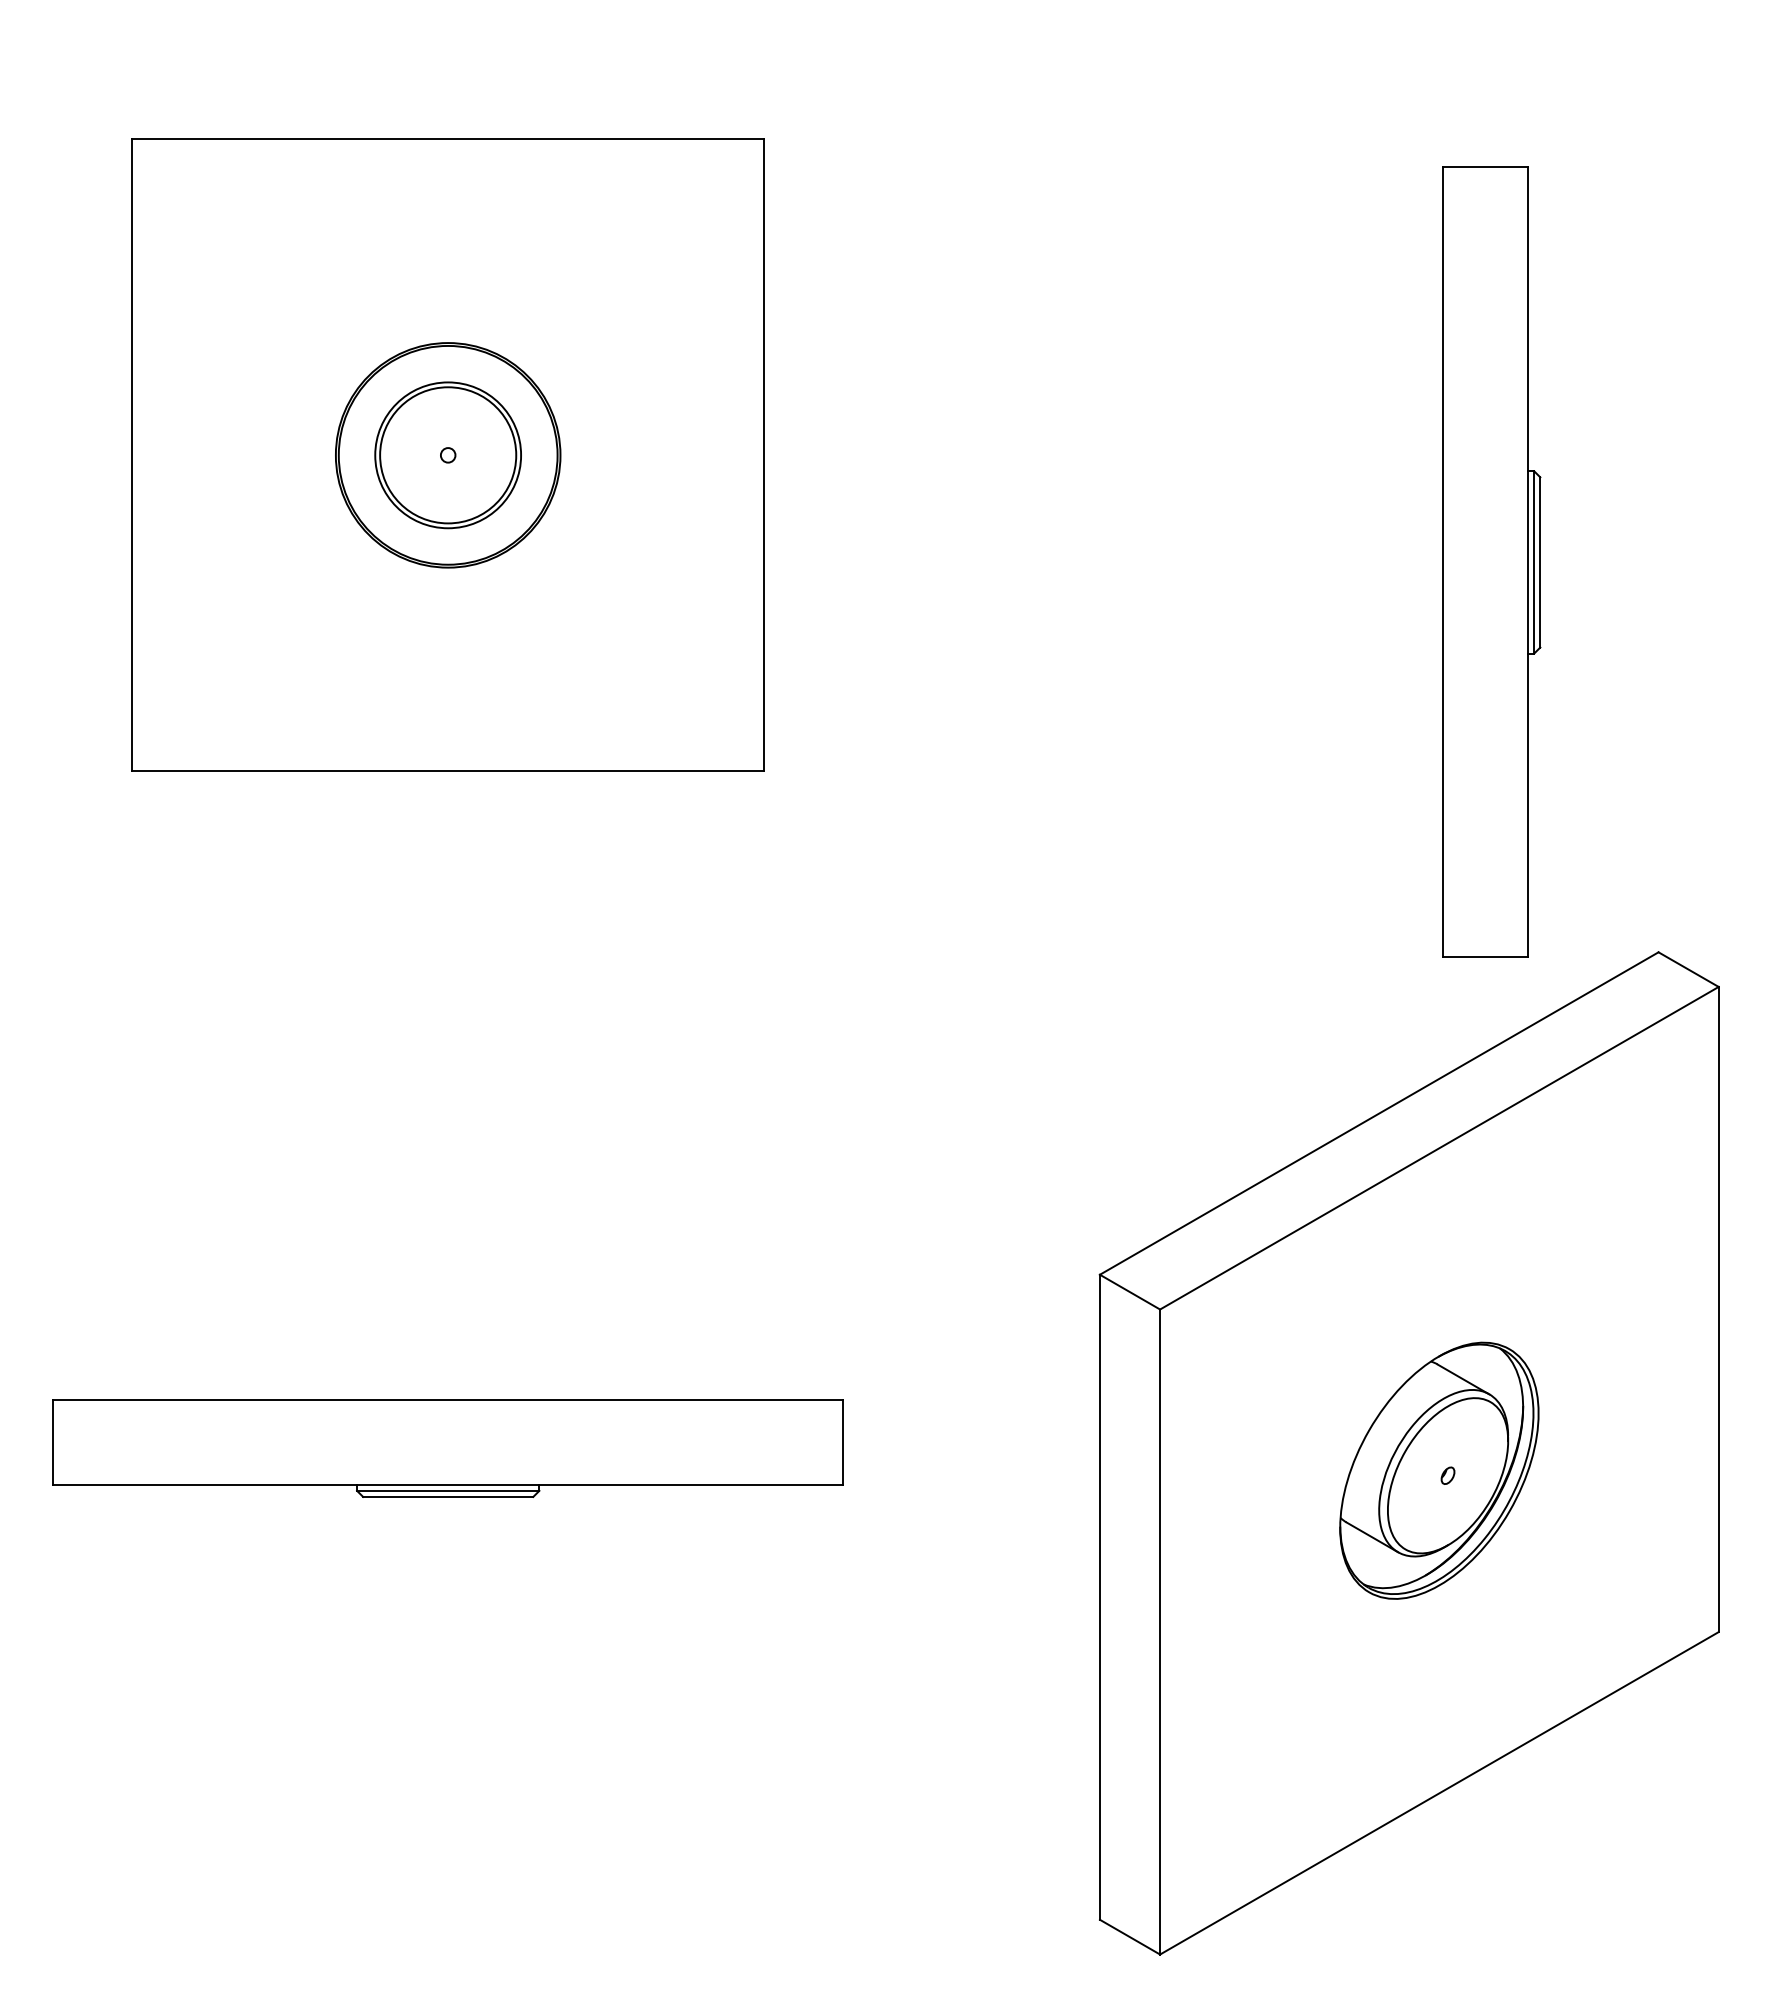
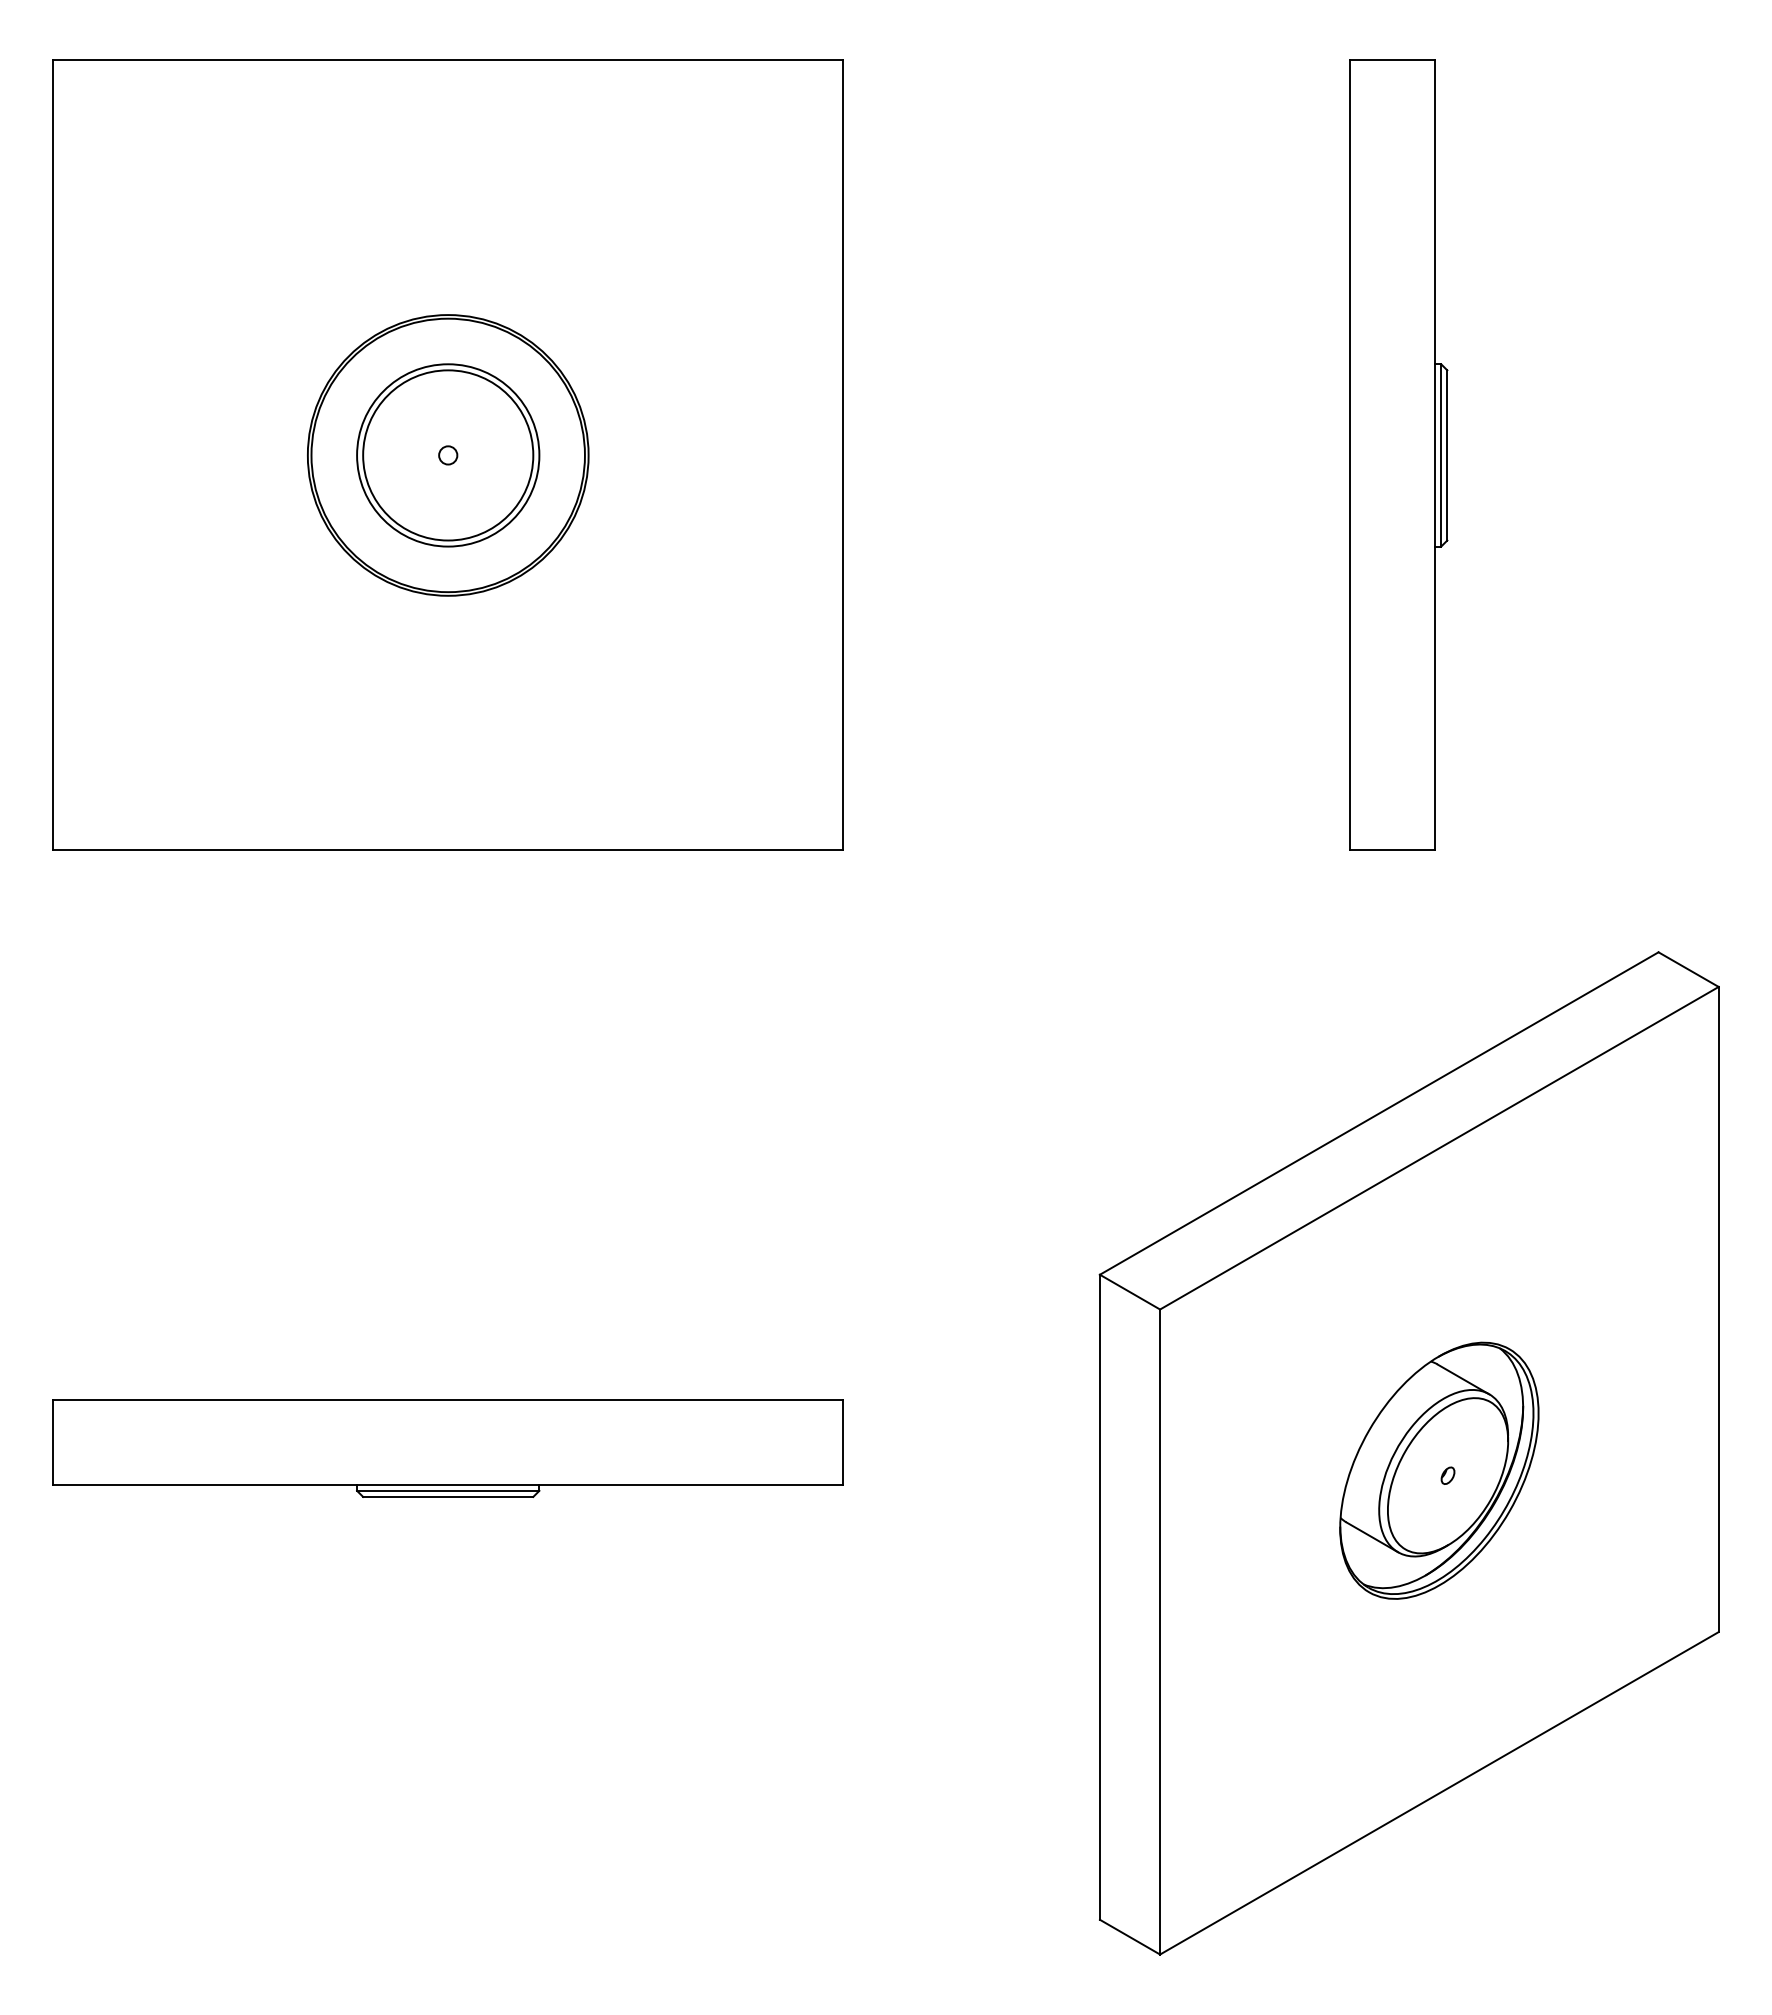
part size: 634x634 px -> 792x792 px (447, 454)
part position: (1491, 561) -> (1398, 454) (1398, 454)
